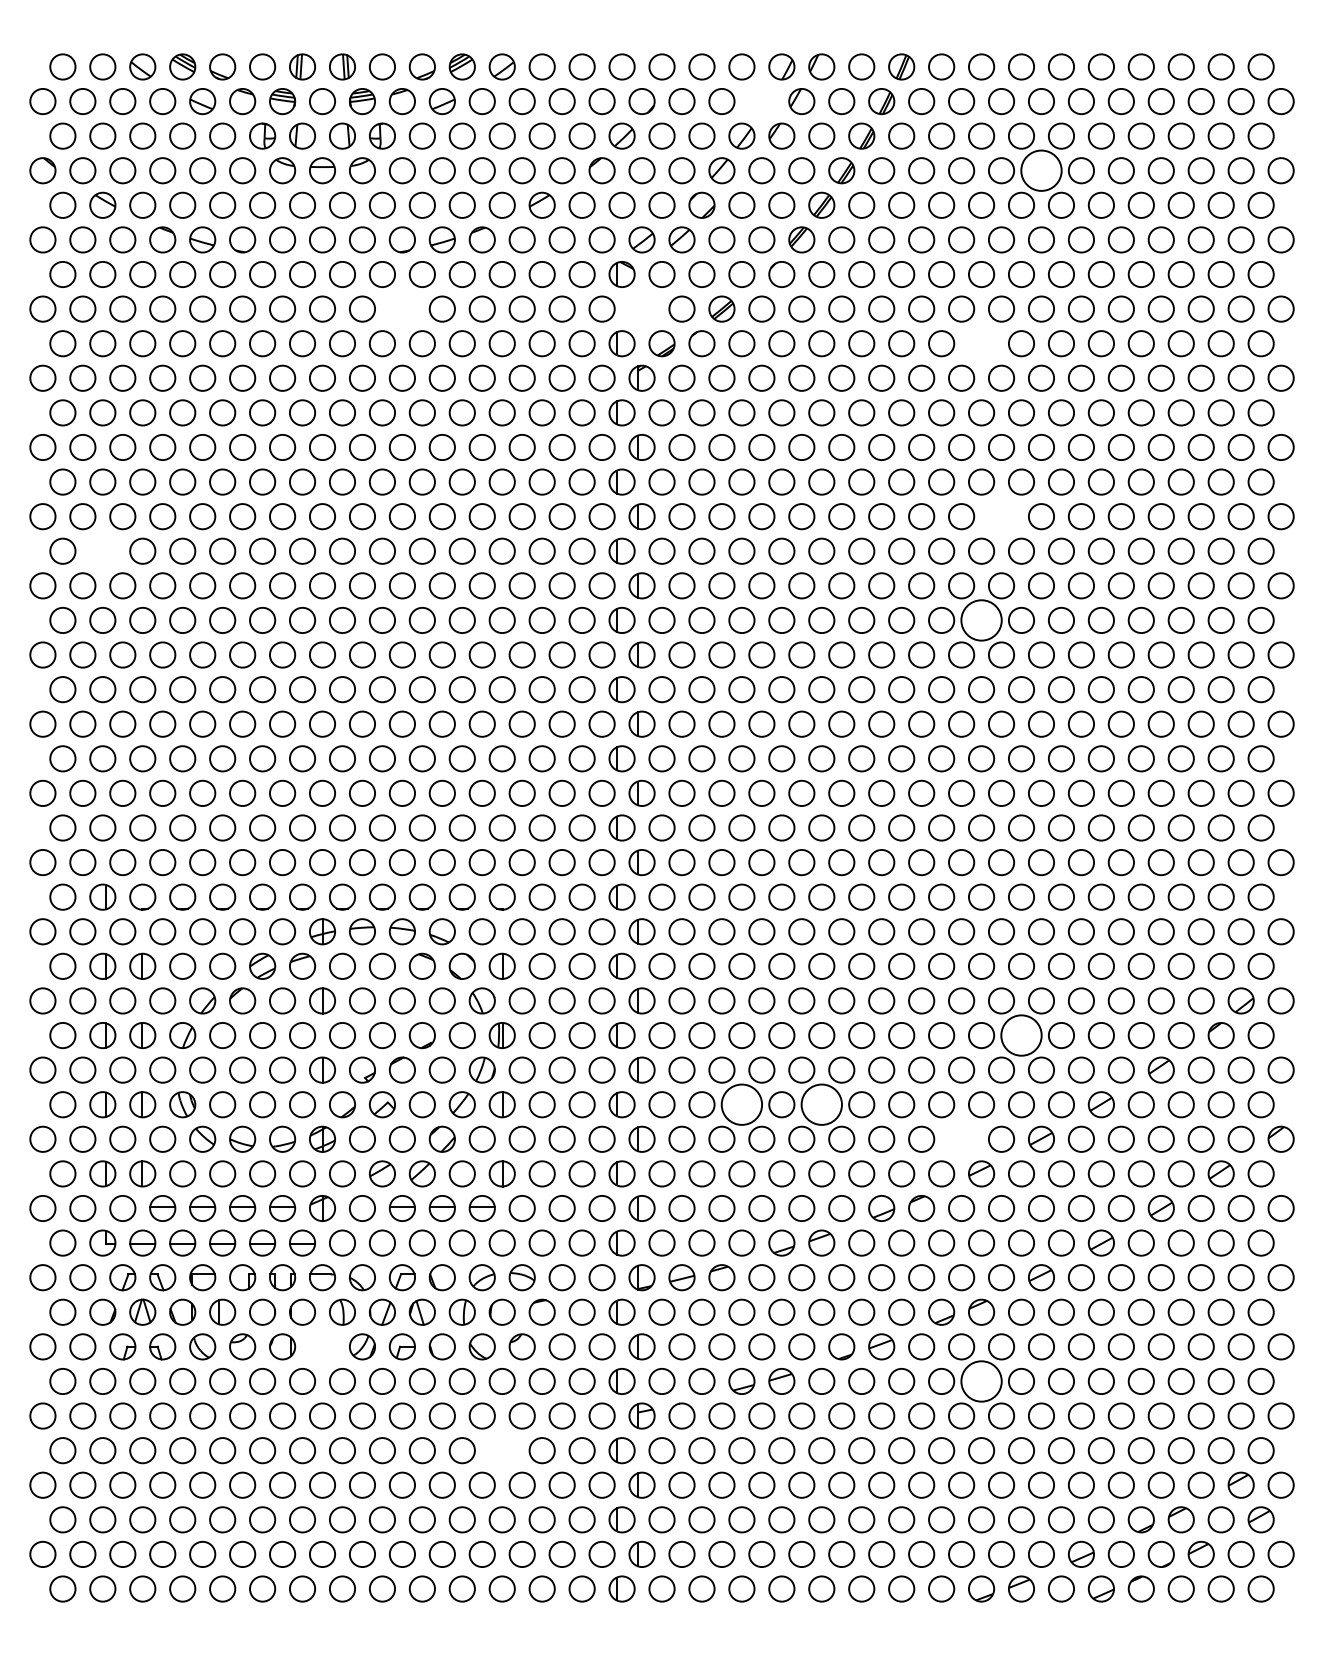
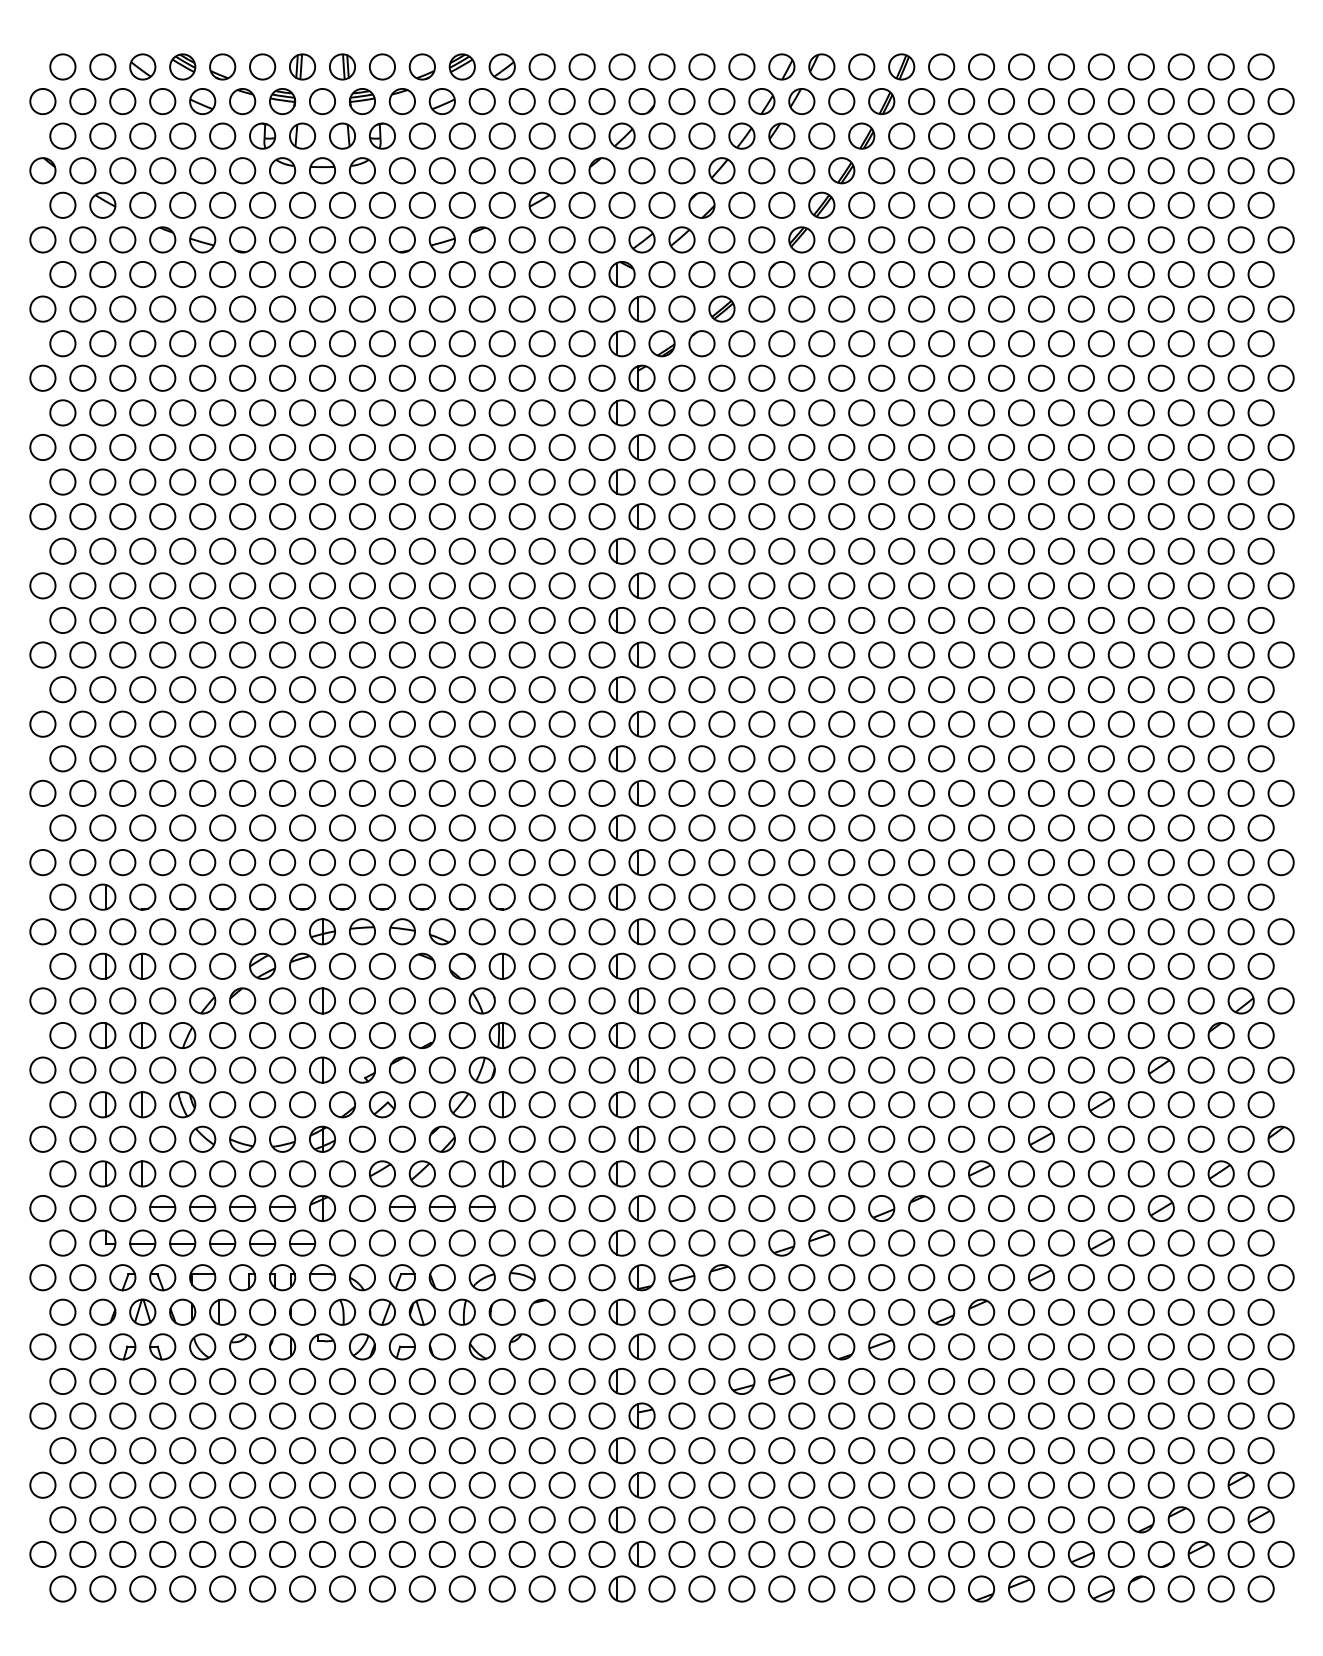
part: none -> present (761, 101)
circle diameter: 40 px -> 25 px (1041, 170)
circle: none -> present (401, 308)
part: none -> present (641, 308)
circle: none -> present (981, 343)
circle: none -> present (1001, 516)
circle: none -> present (102, 550)
circle diameter: 40 px -> 25 px (981, 620)
circle diameter: 40 px -> 25 px (1021, 1035)
circle diameter: 40 px -> 25 px (741, 1104)
circle diameter: 40 px -> 25 px (821, 1104)
circle: none -> present (961, 1138)
part: none -> present (322, 1346)
circle diameter: 40 px -> 25 px (981, 1381)
circle: none -> present (501, 1450)
